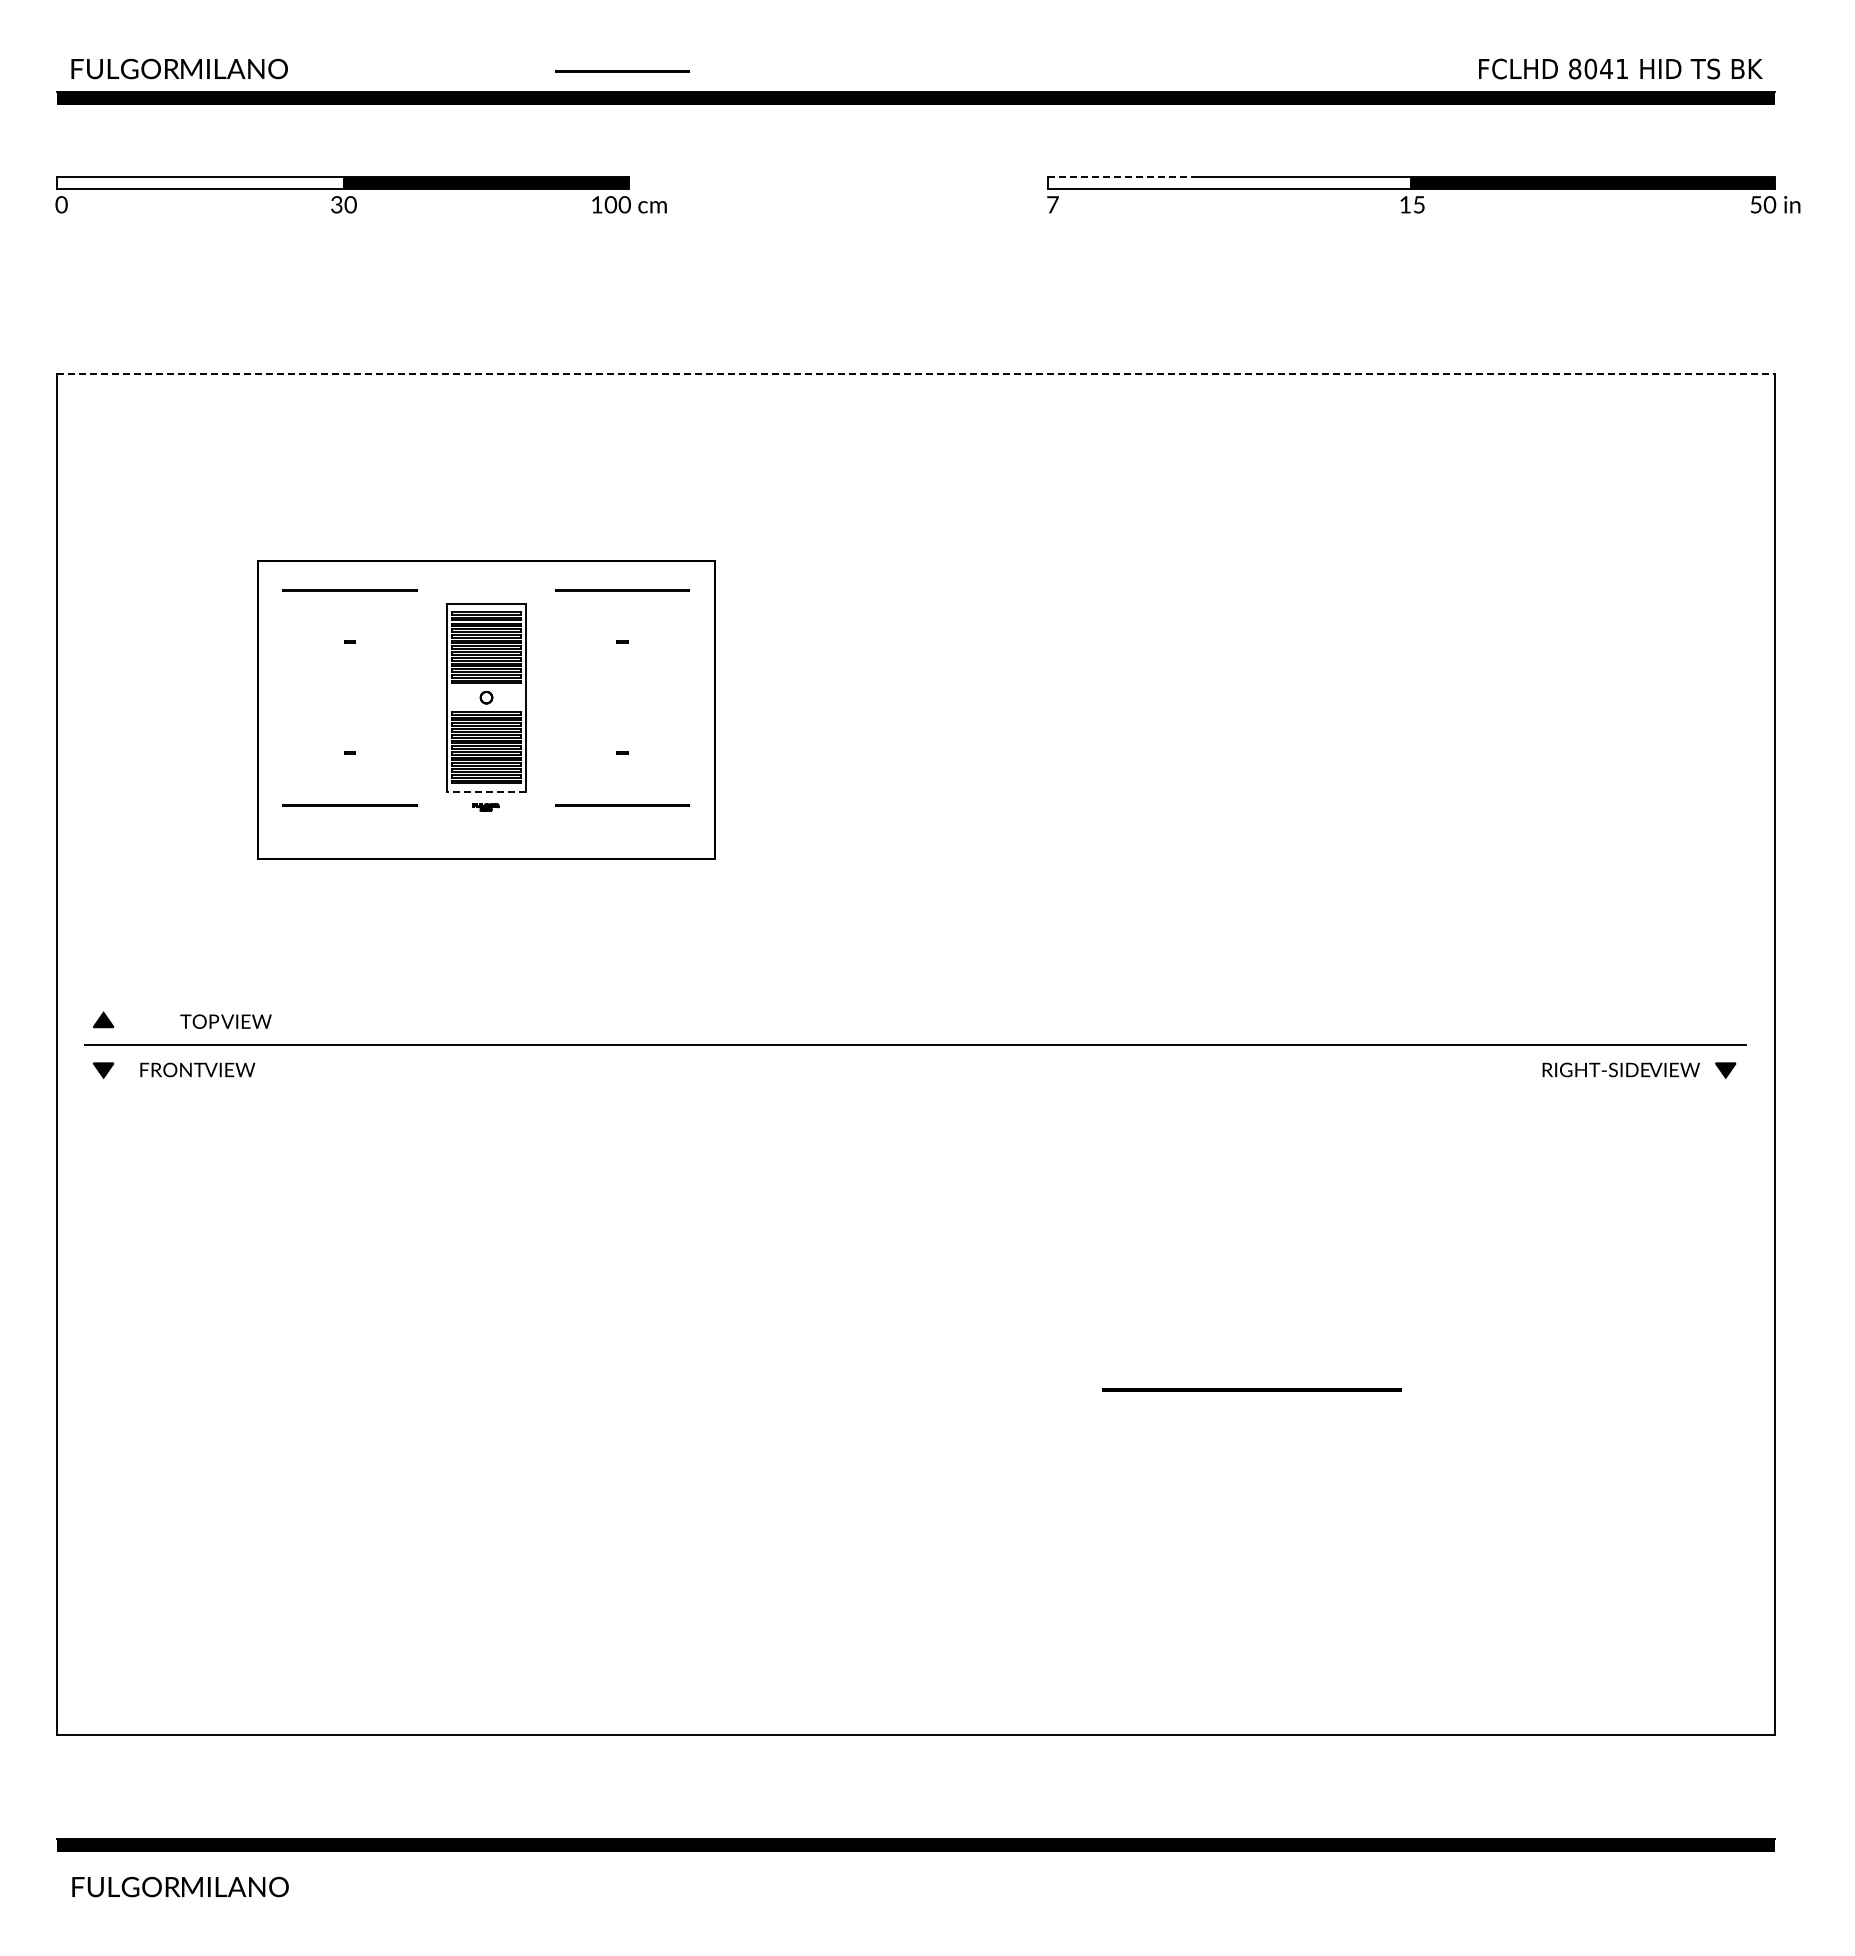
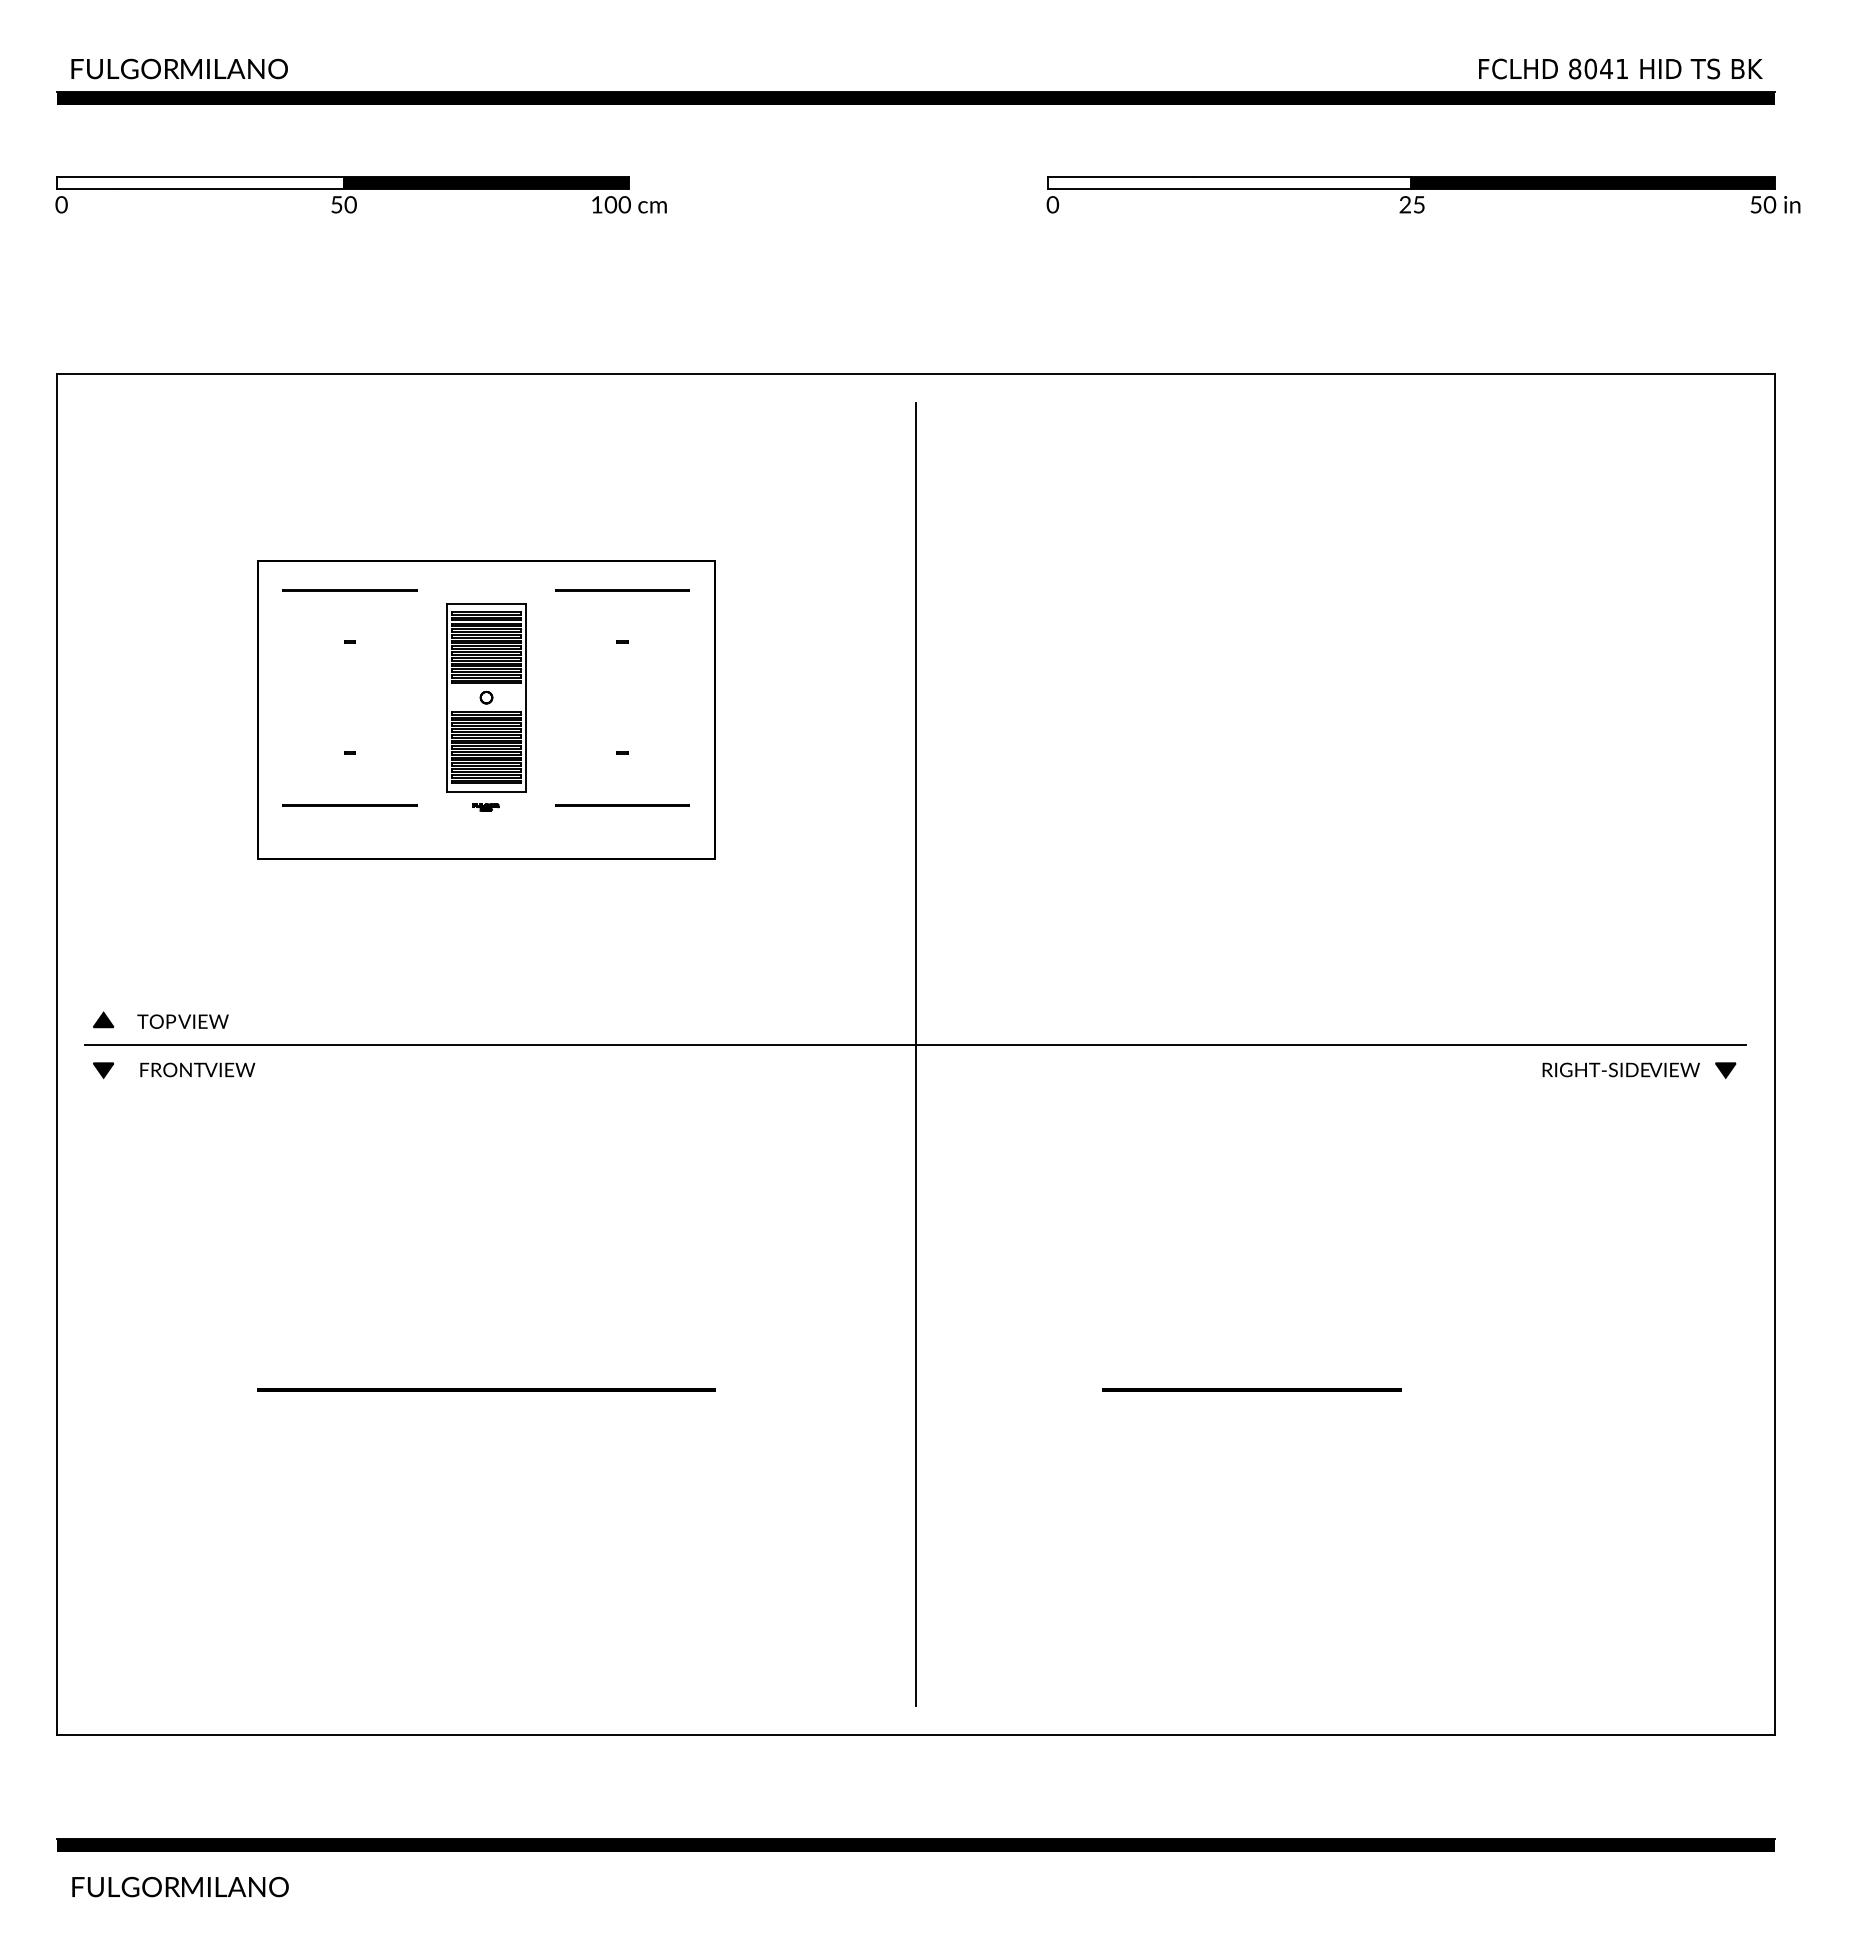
line: present -> none (622, 71)
line: dashed -> solid (1120, 176)
text: 30 -> 50 (336, 204)
text: 7 -> 0 (1052, 204)
text: 15 -> 25 (1404, 204)
line: dashed -> solid (915, 374)
line: dashed -> solid (486, 791)
text position: (225, 1021) -> (182, 1021) (182, 1021)
line: none -> present (916, 1054)
line: none -> present (486, 1389)
